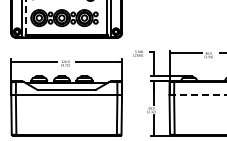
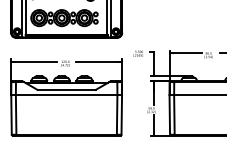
line: dashed -> solid (26, 17)
line: dashed -> solid (198, 95)
